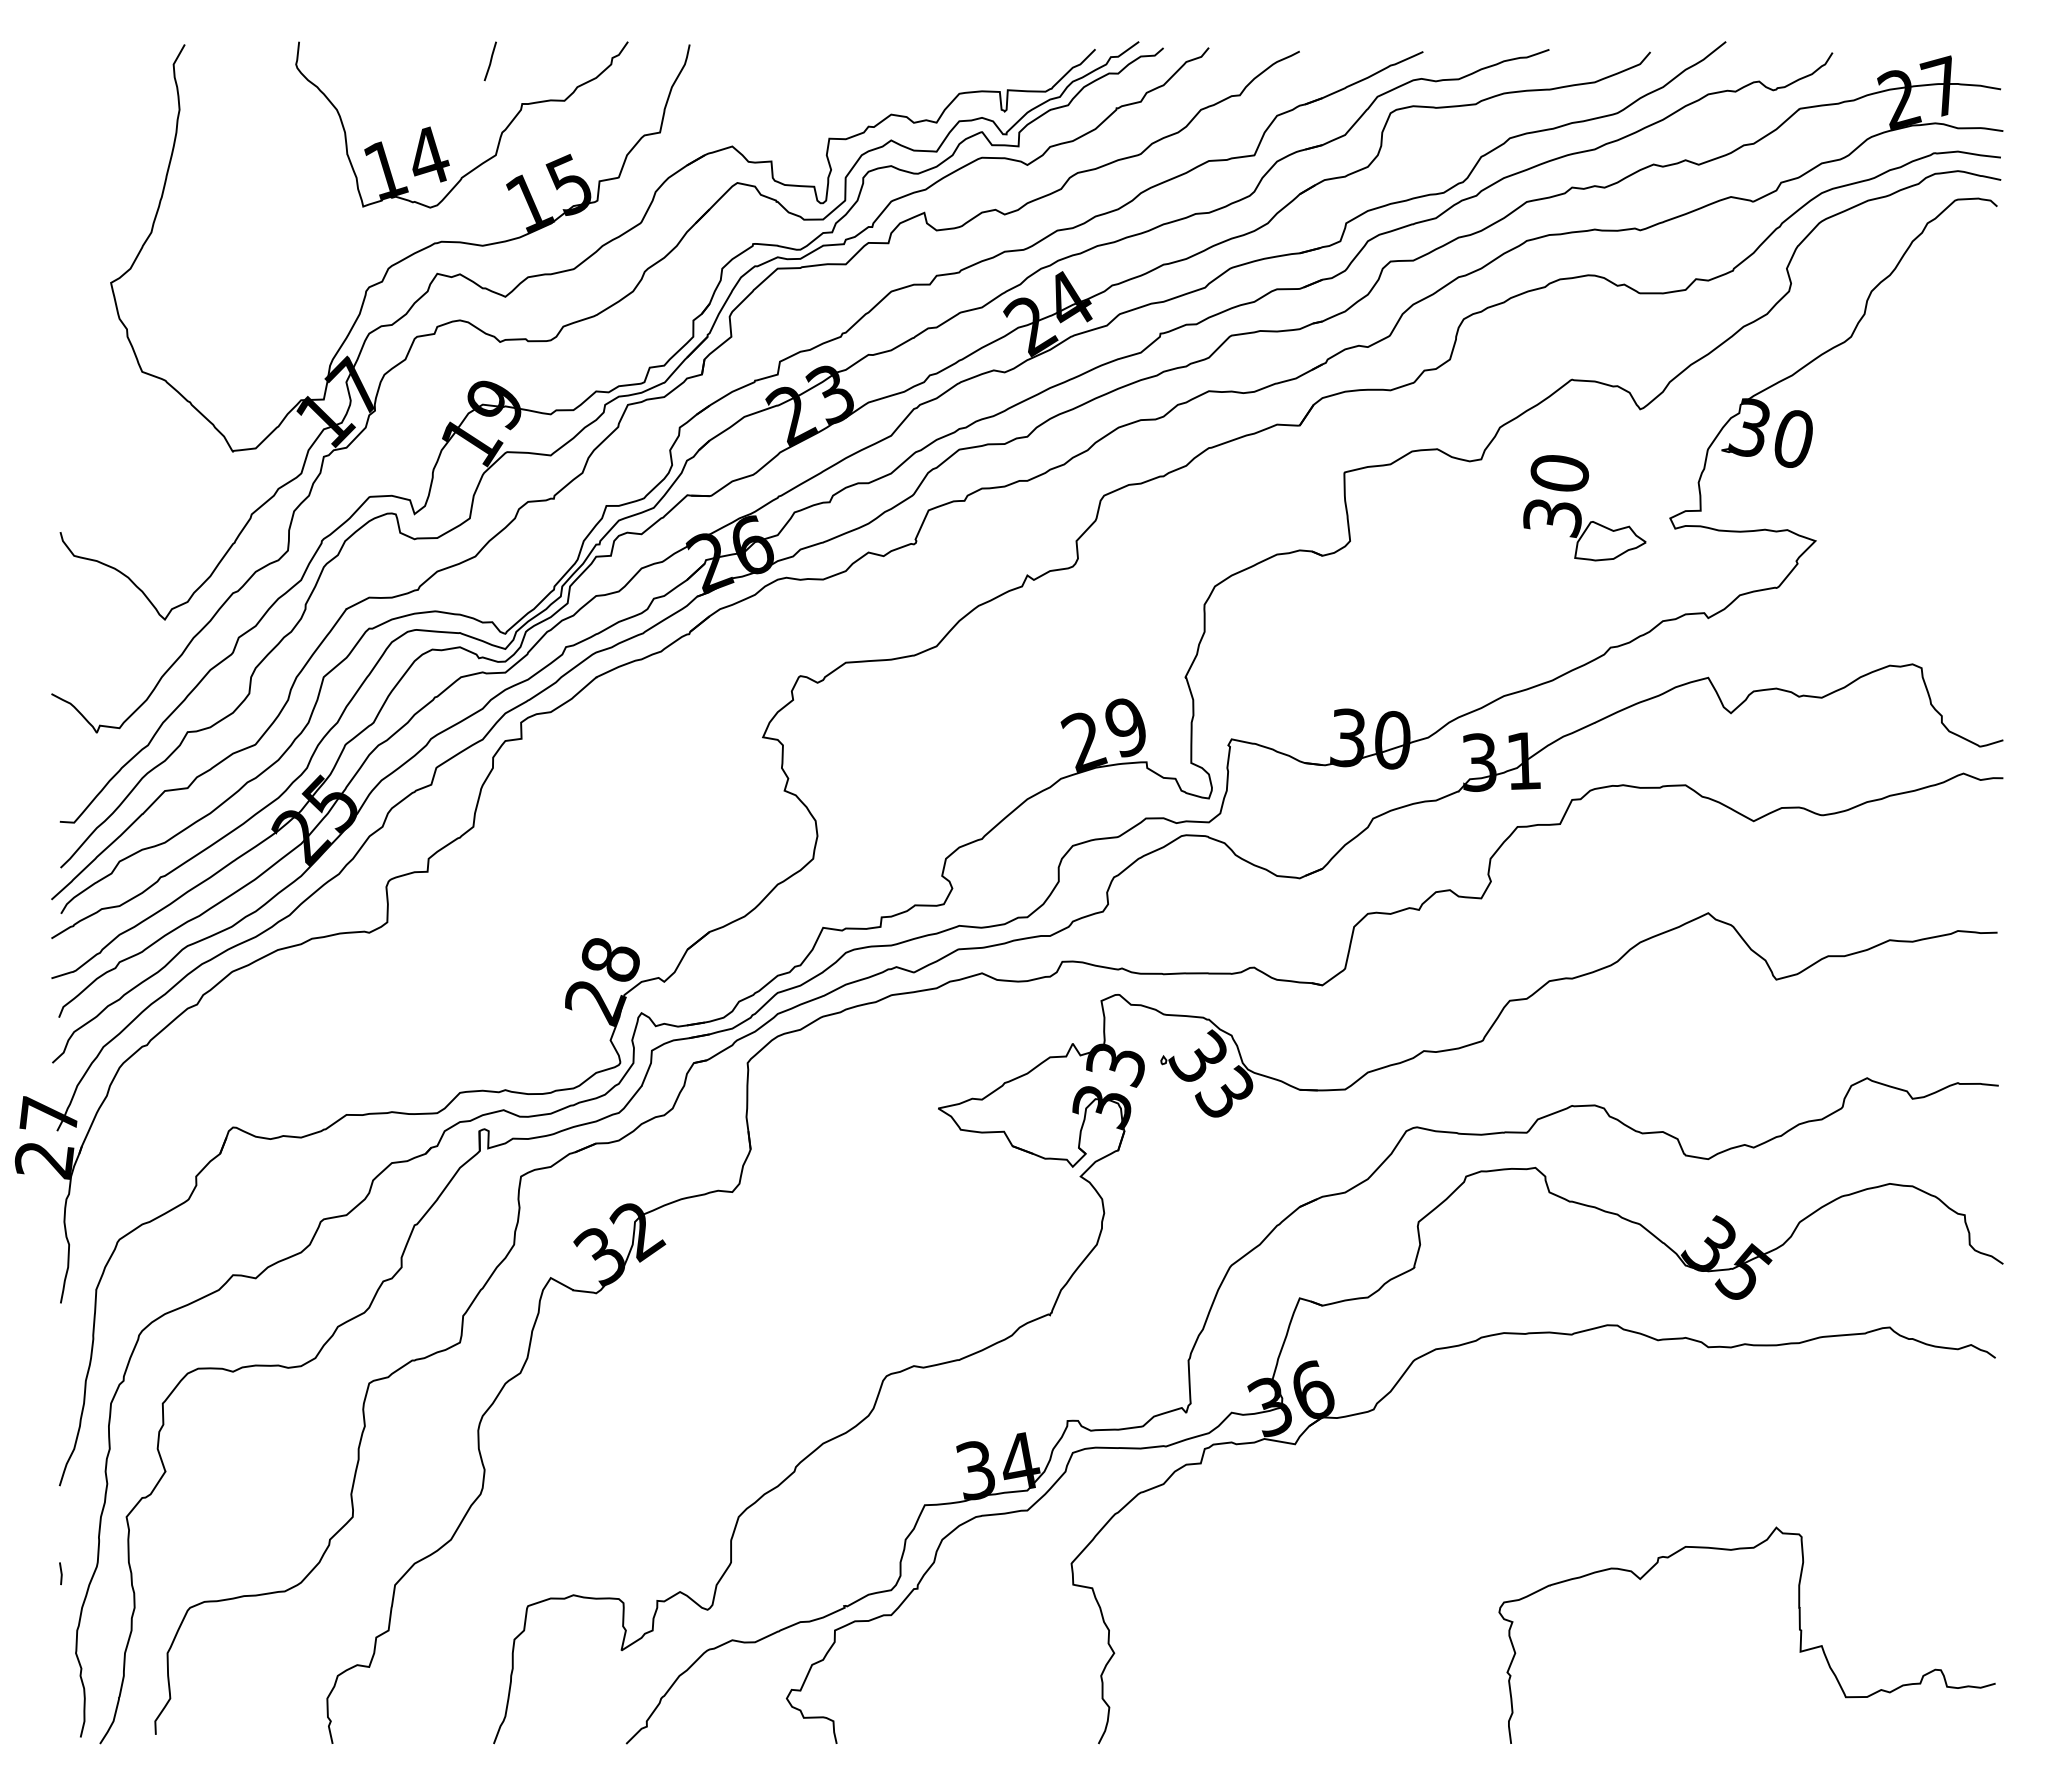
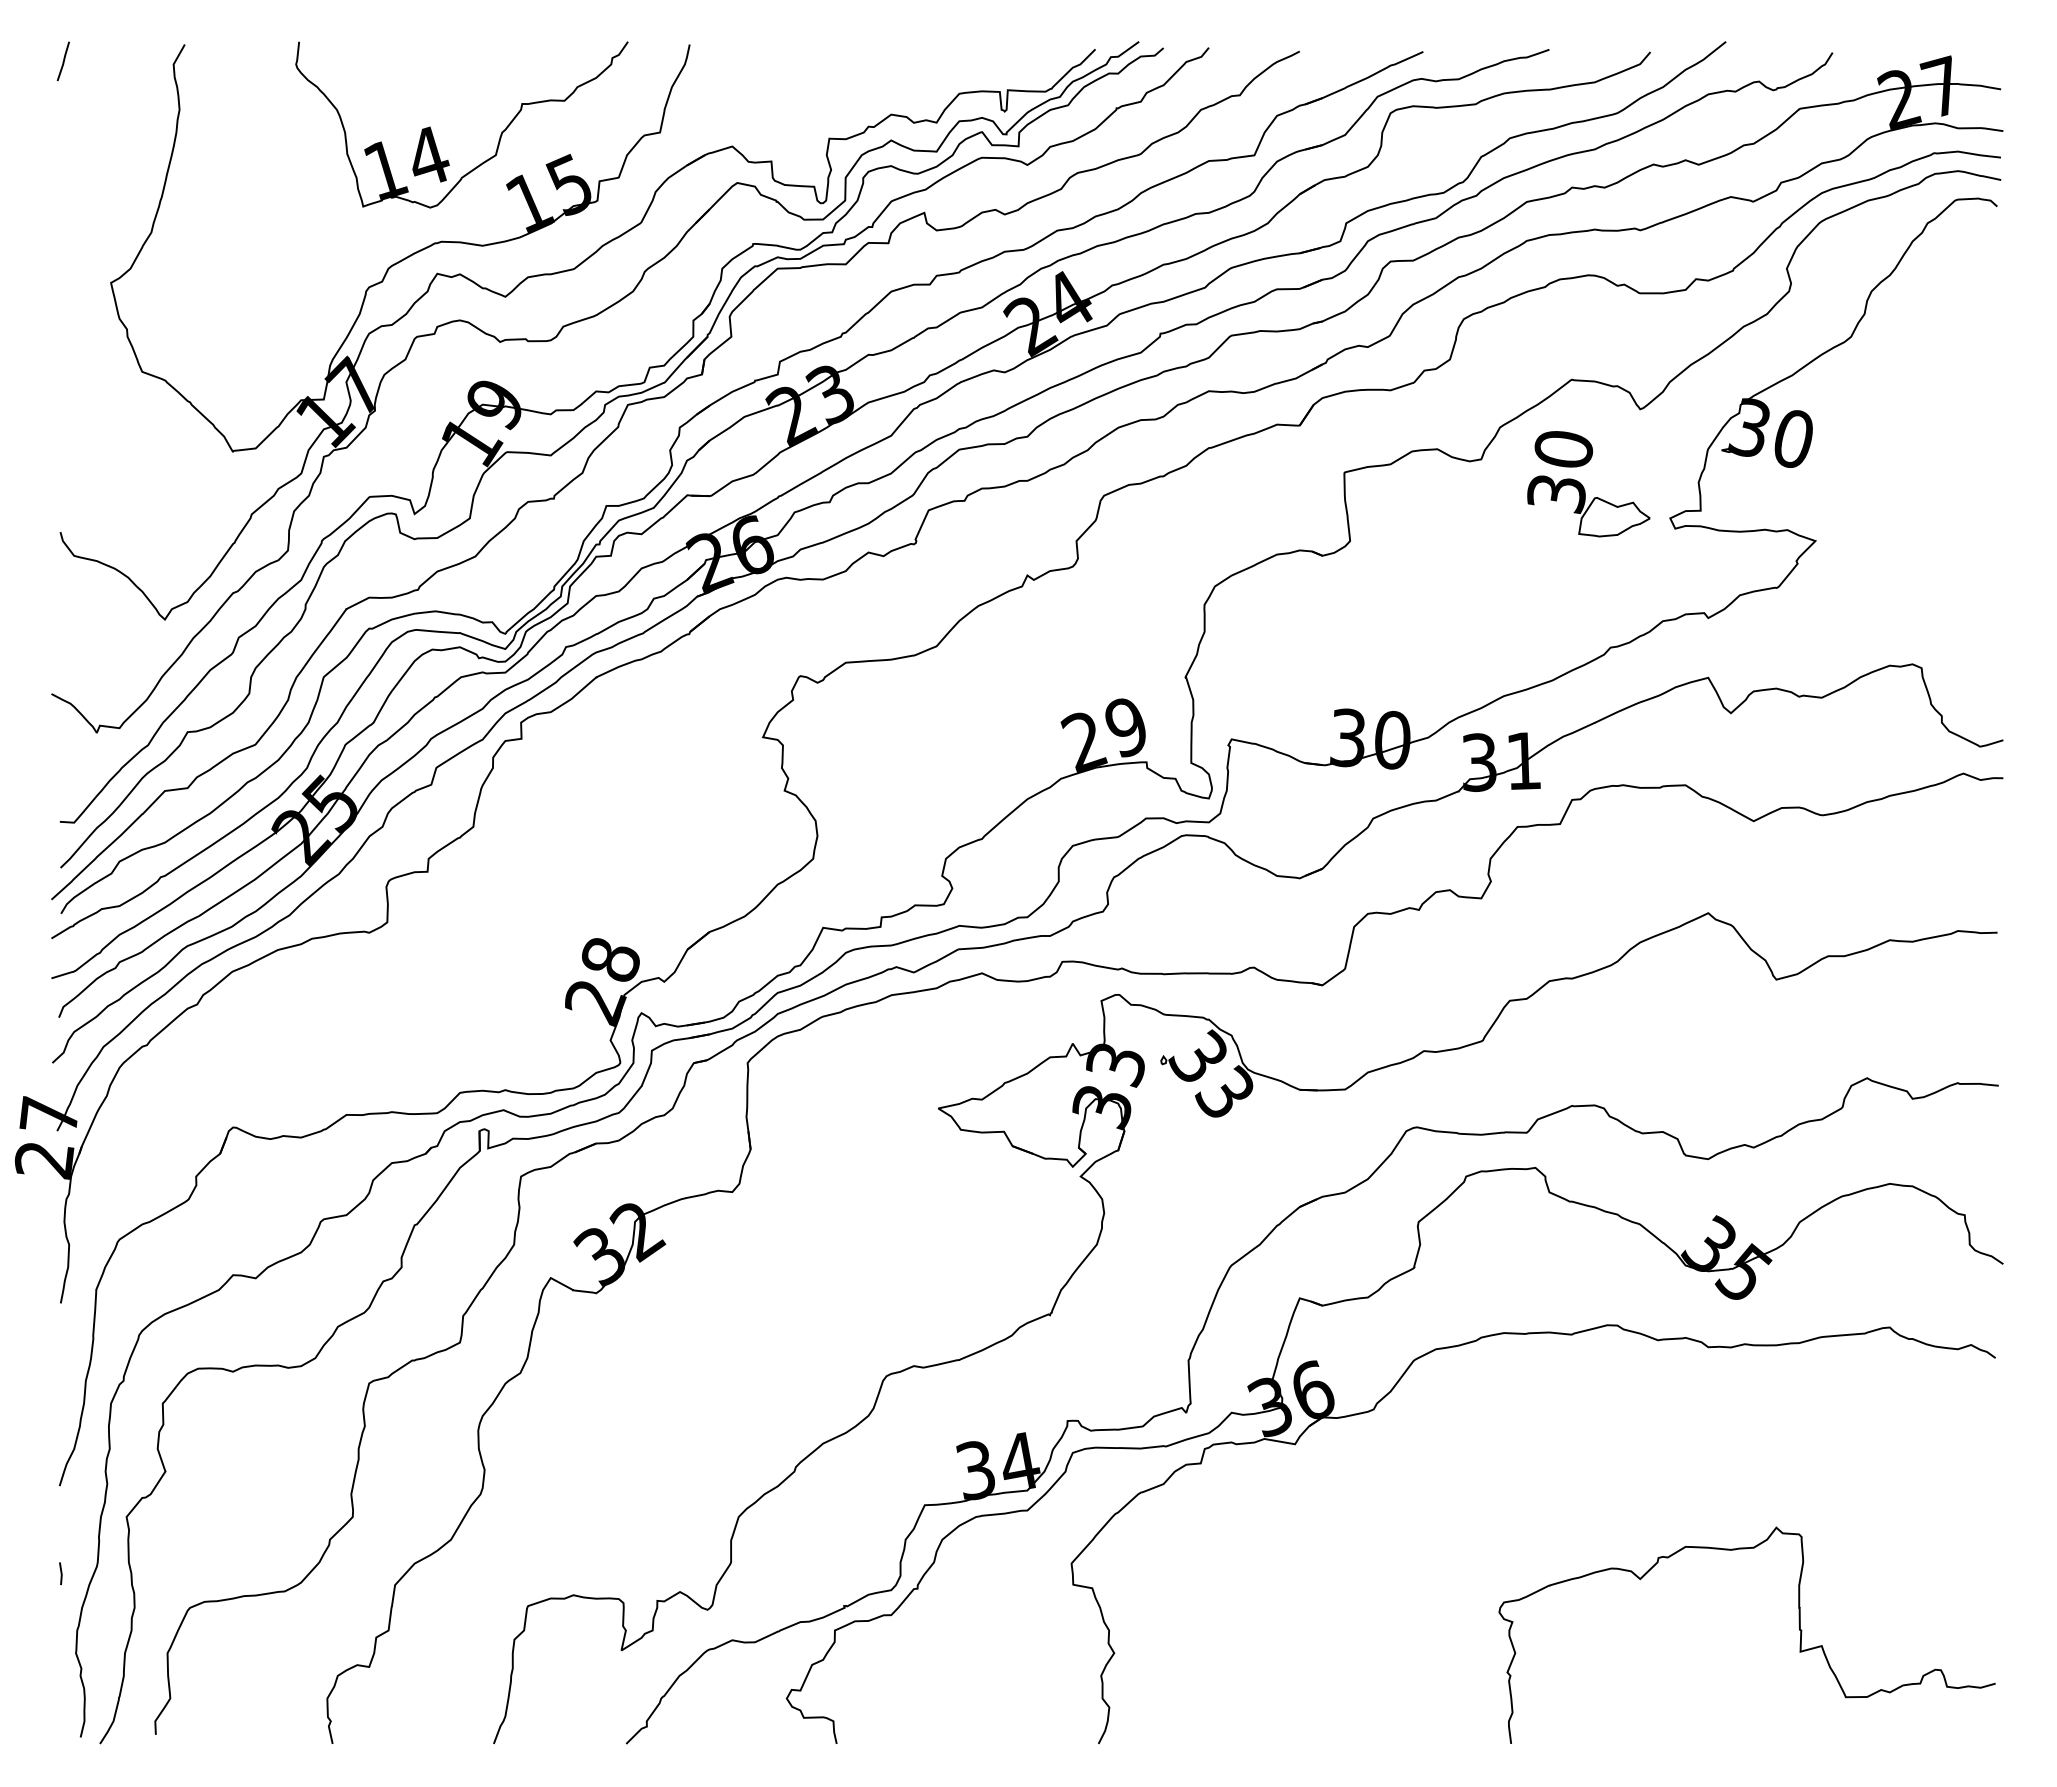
line position: (489, 61) -> (62, 61) (62, 61)
part position: (1584, 508) -> (1588, 484) (1588, 484)
